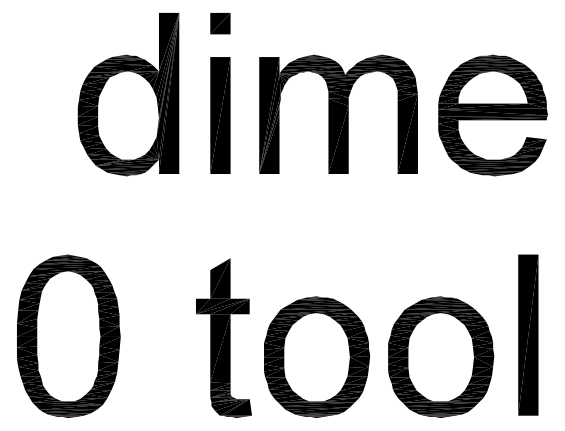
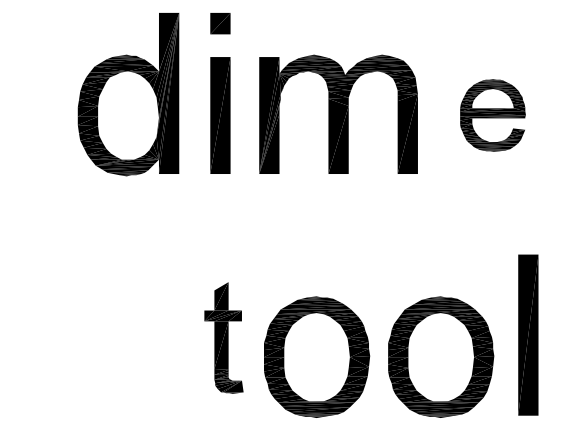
part size: 110x123 px -> 66x73 px (492, 115)
part: present -> none (68, 335)
part size: 56x160 px -> 40x112 px (223, 337)
